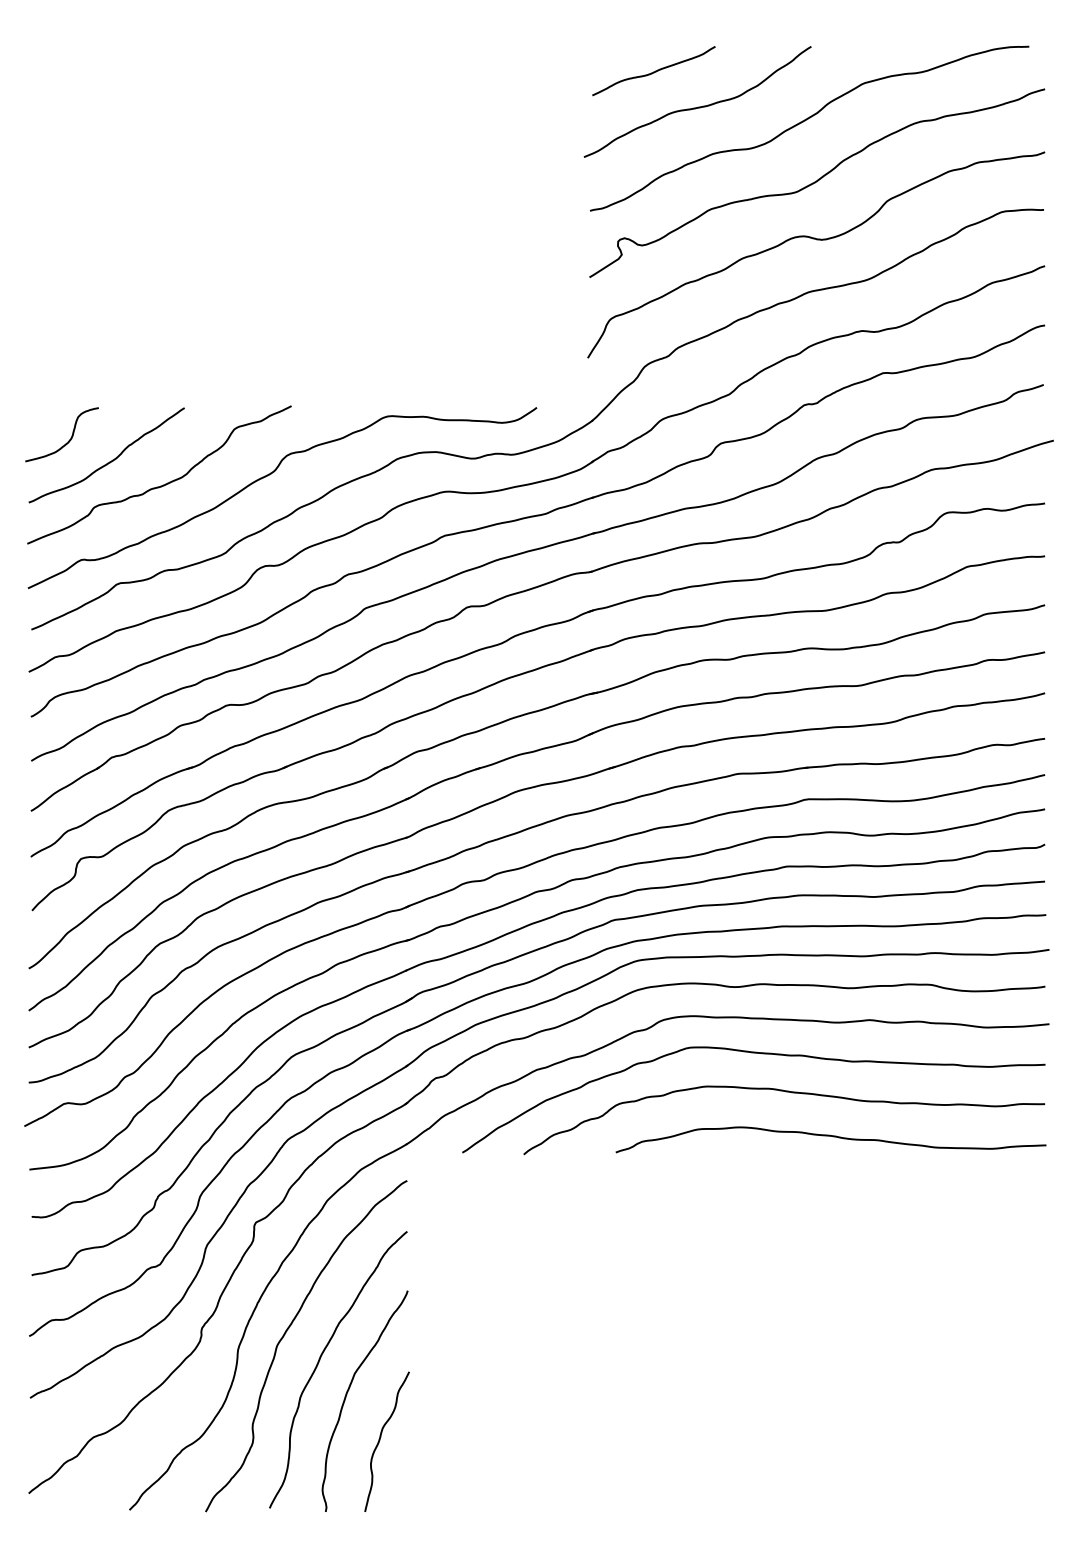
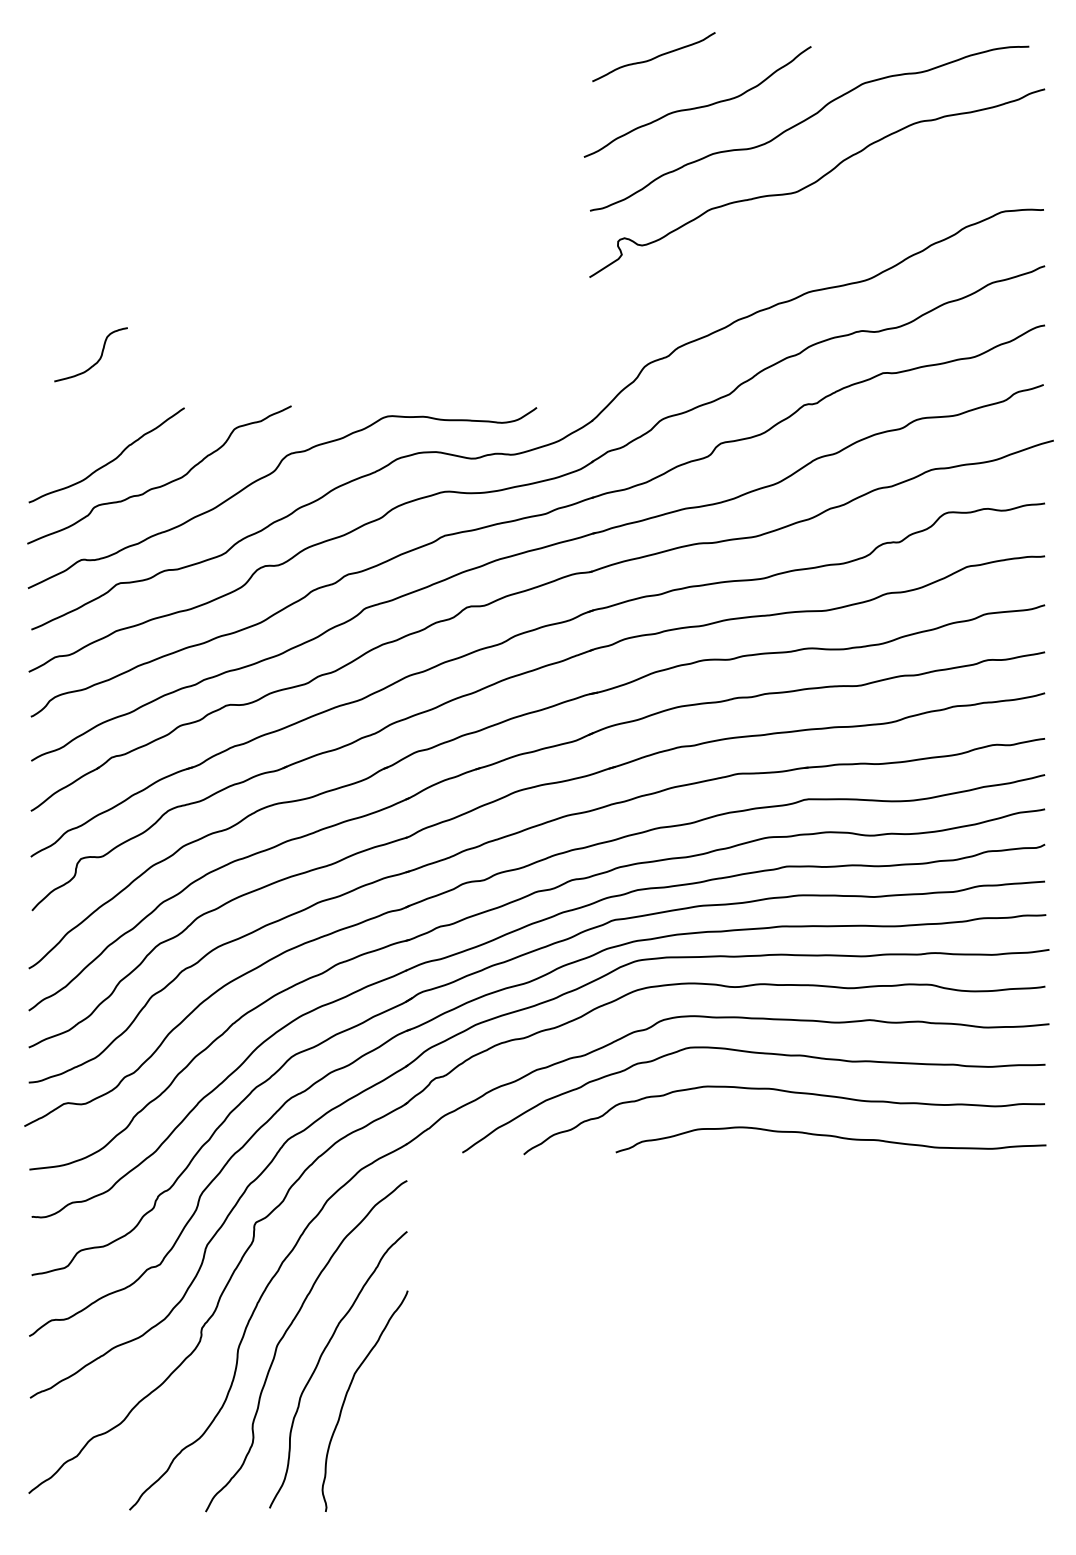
curve position: (653, 71) -> (653, 57) (653, 57)
curve: present -> none (816, 240)
curve position: (68, 440) -> (97, 360) (97, 360)
curve: present -> none (380, 1440)
